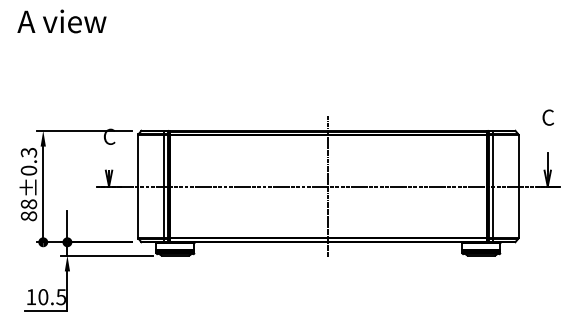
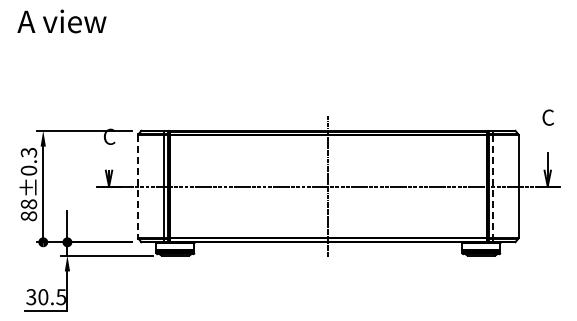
line: solid -> dashed (138, 186)
line: solid -> dashed (493, 186)
text: 10.5 -> 30.5 (31, 297)
